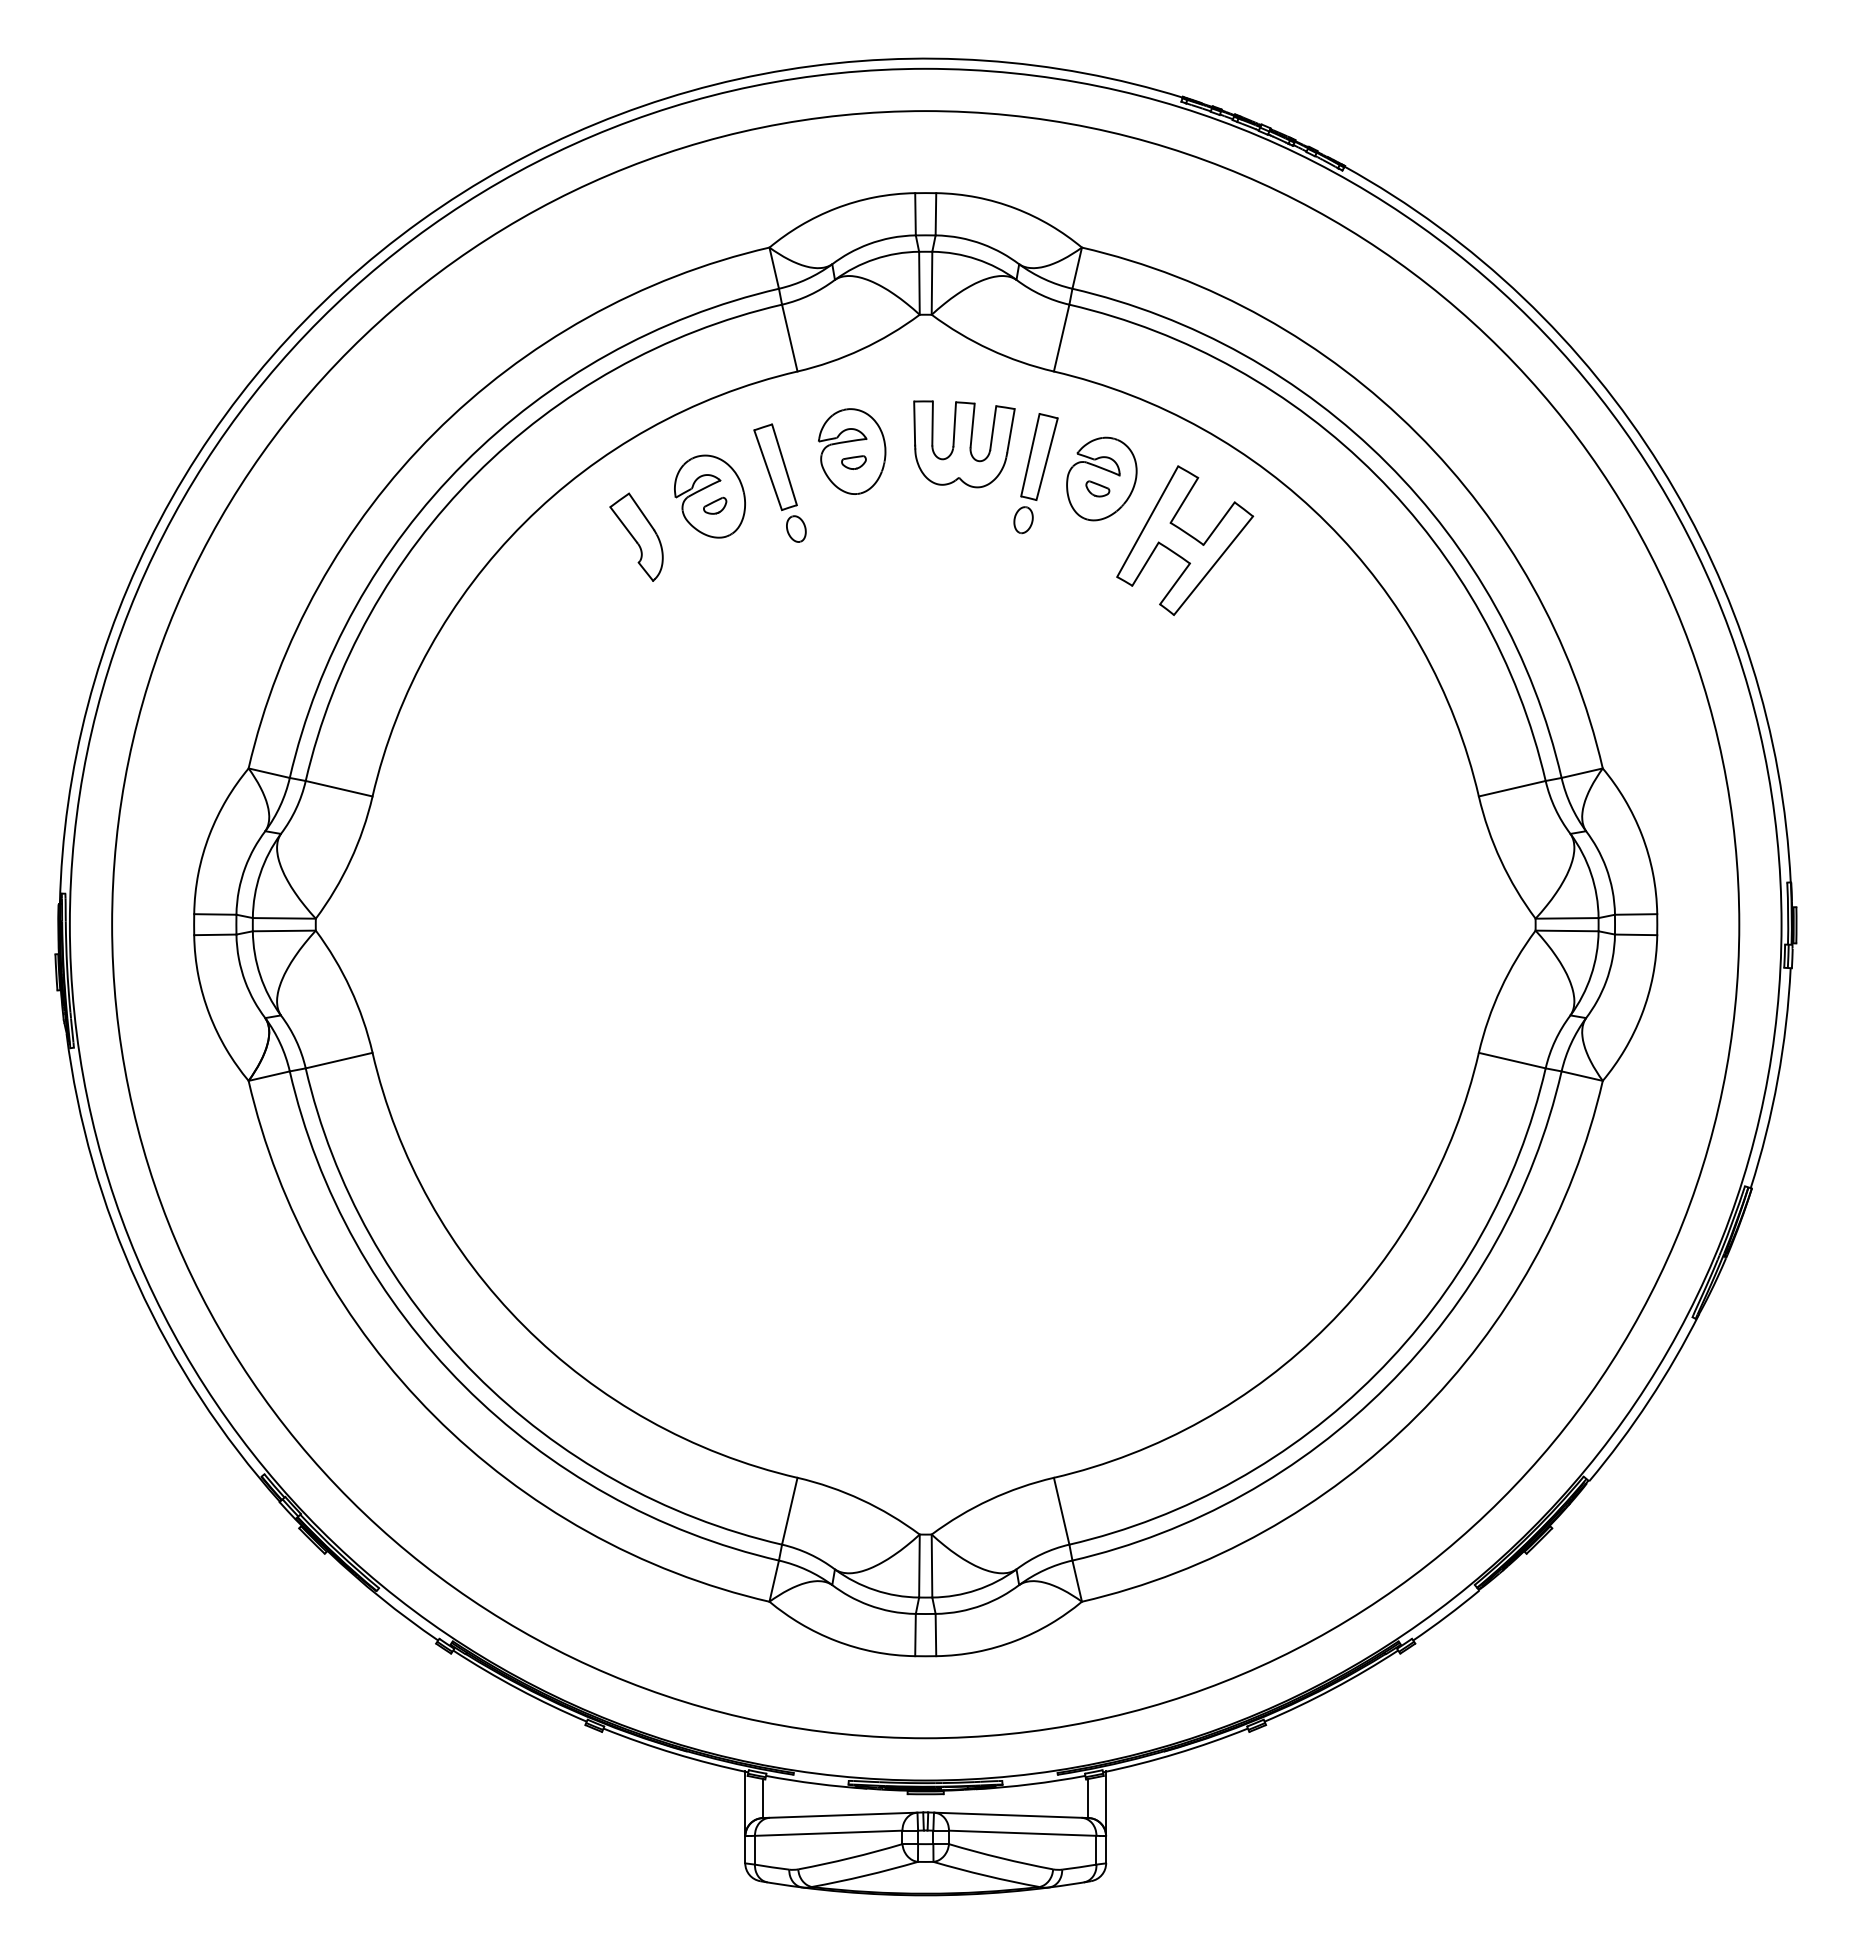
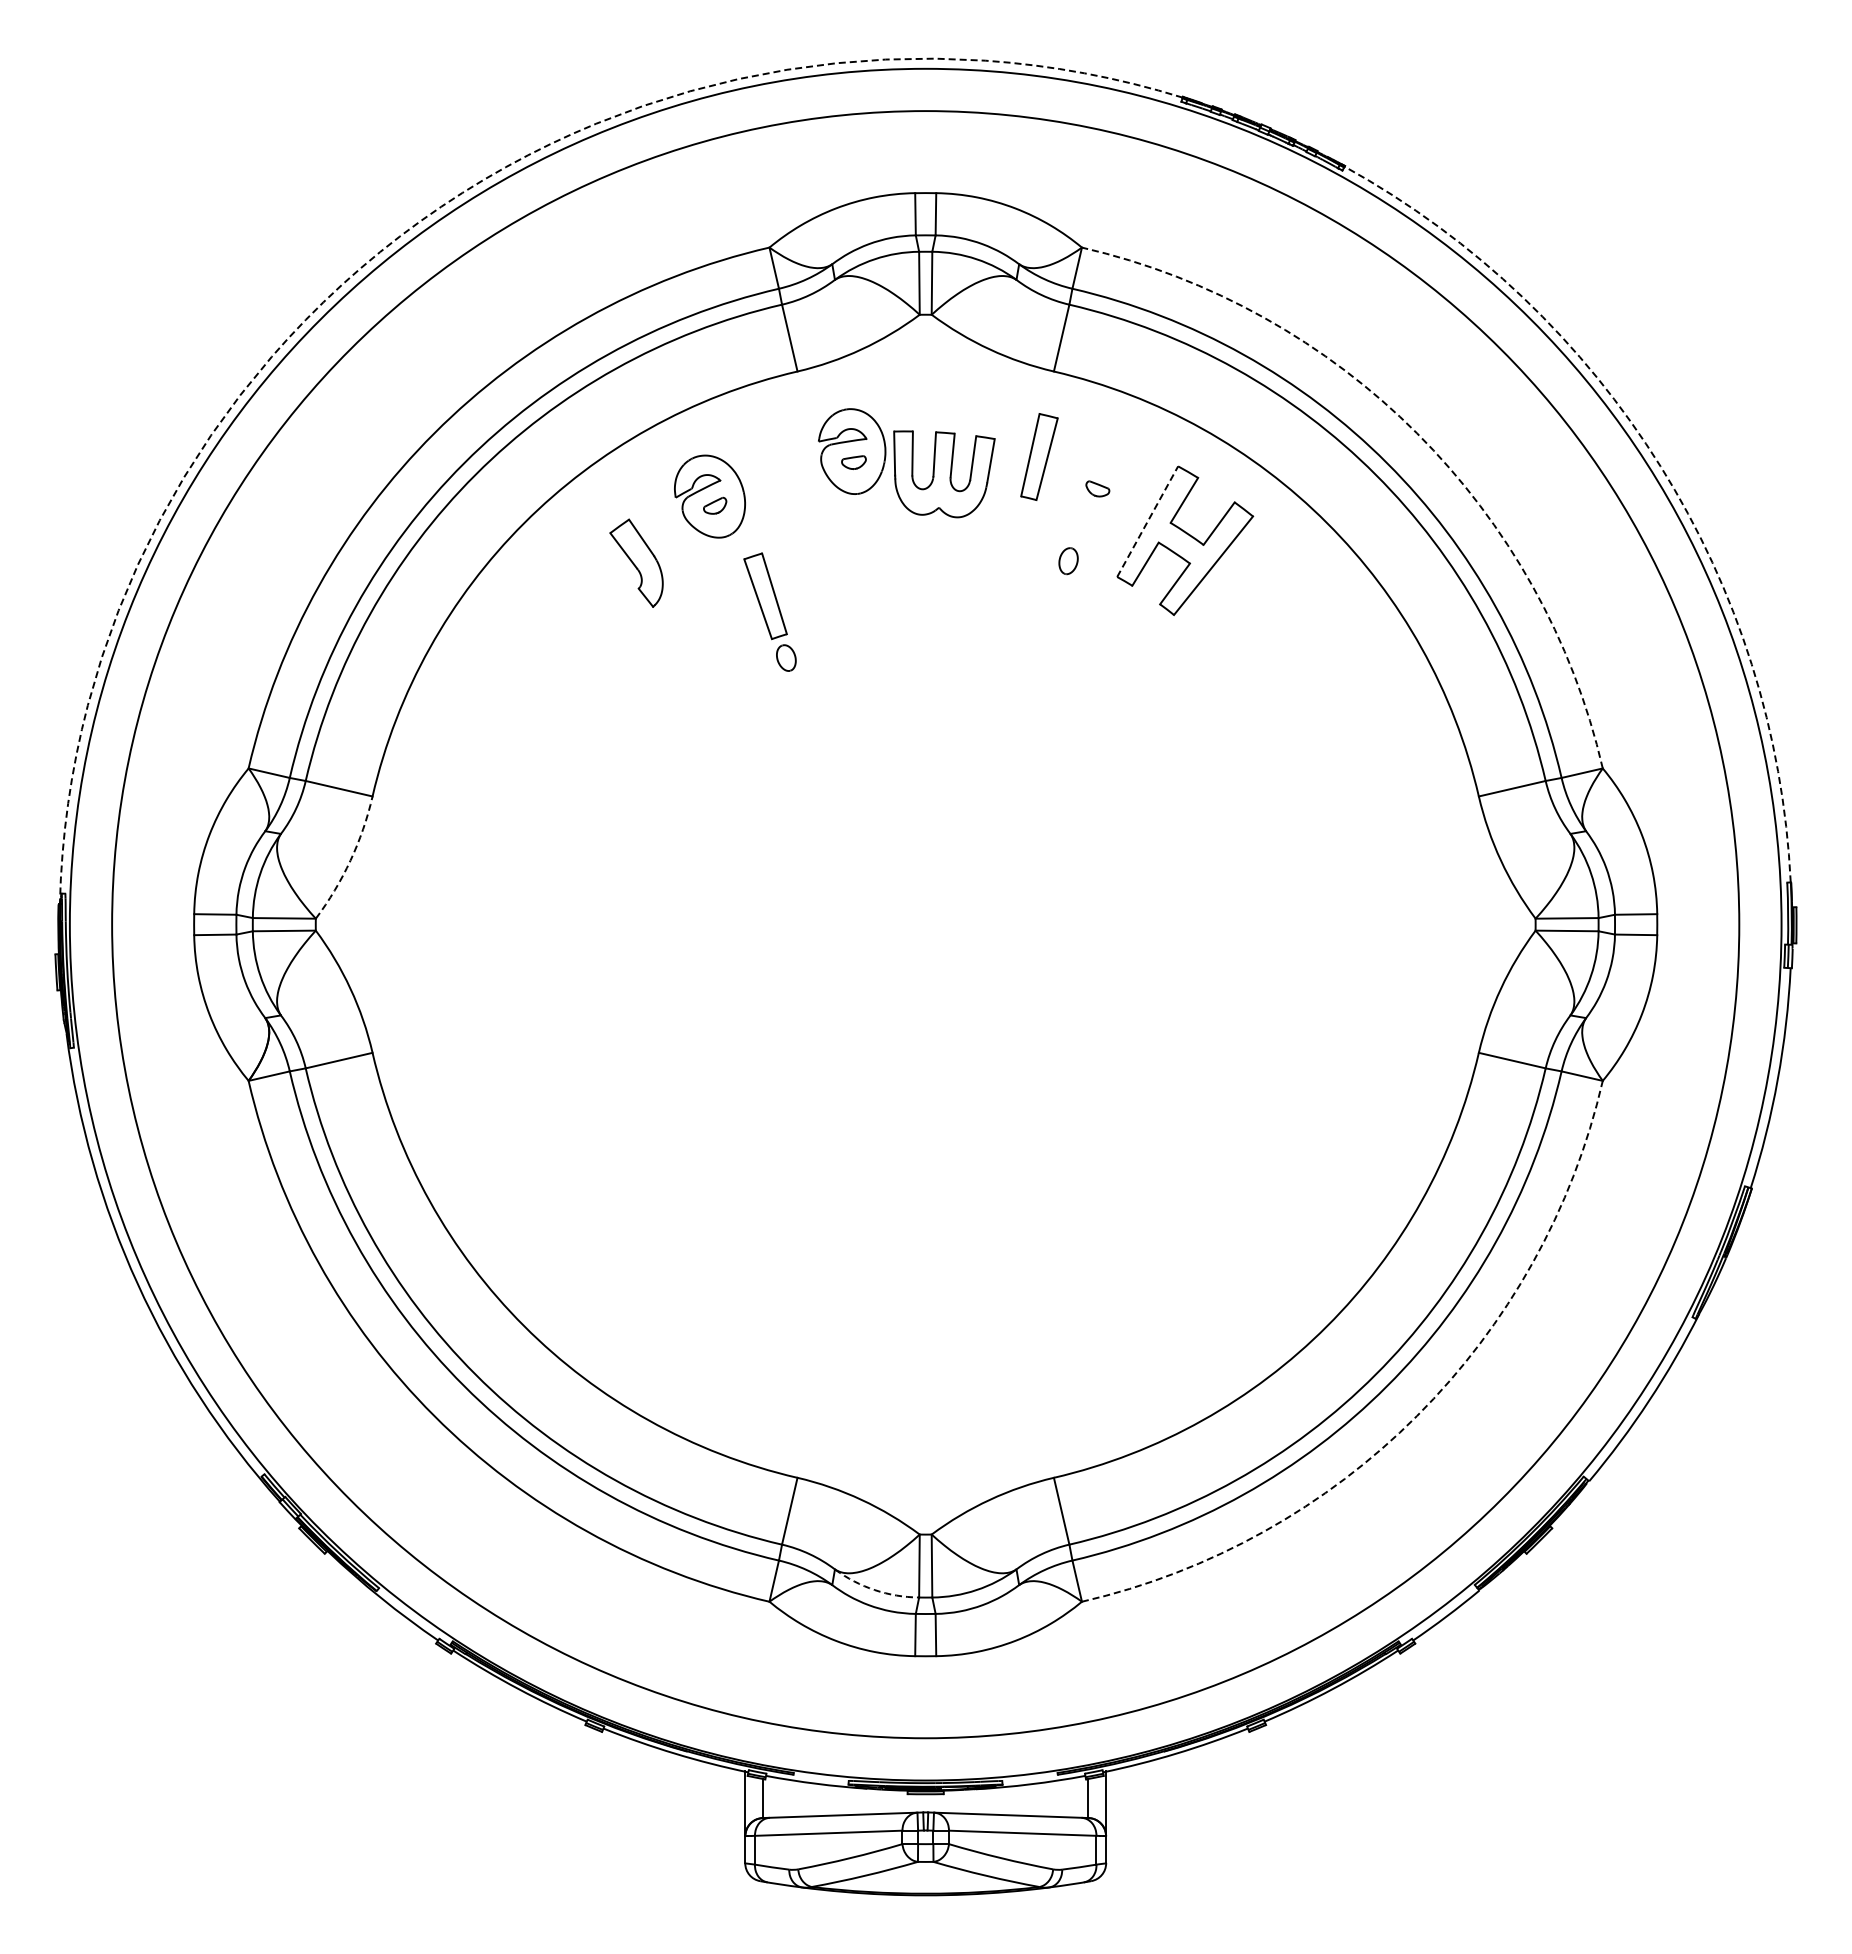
arc: solid -> dashed (420, 221)
arc: solid -> dashed (1417, 433)
part position: (964, 444) -> (944, 474) (944, 474)
arc: solid -> dashed (1660, 466)
part: present -> none (1101, 478)
part position: (779, 482) -> (769, 611) (769, 611)
part position: (1023, 520) -> (1068, 561) (1068, 561)
line: solid -> dashed (1147, 521)
part position: (636, 536) -> (636, 562) (636, 562)
arc: solid -> dashed (350, 860)
arc: solid -> dashed (1417, 1416)
arc: solid -> dashed (874, 1590)
